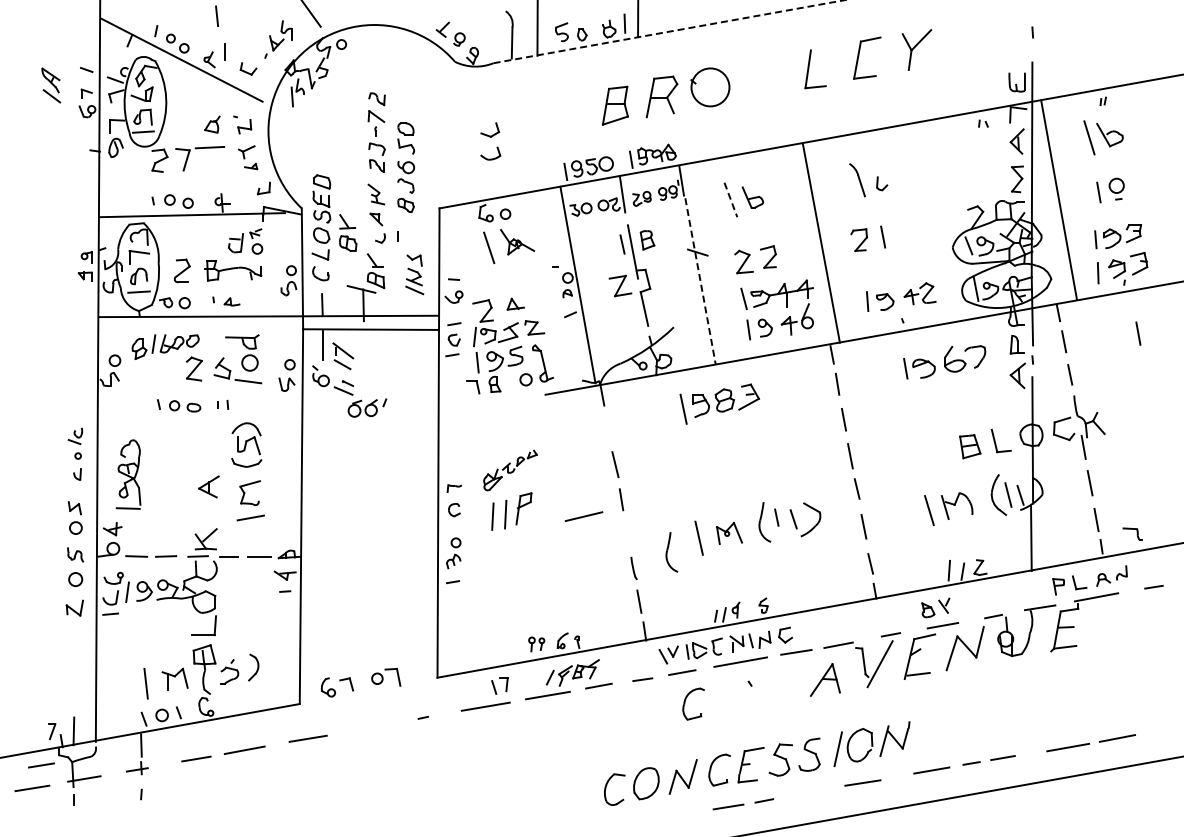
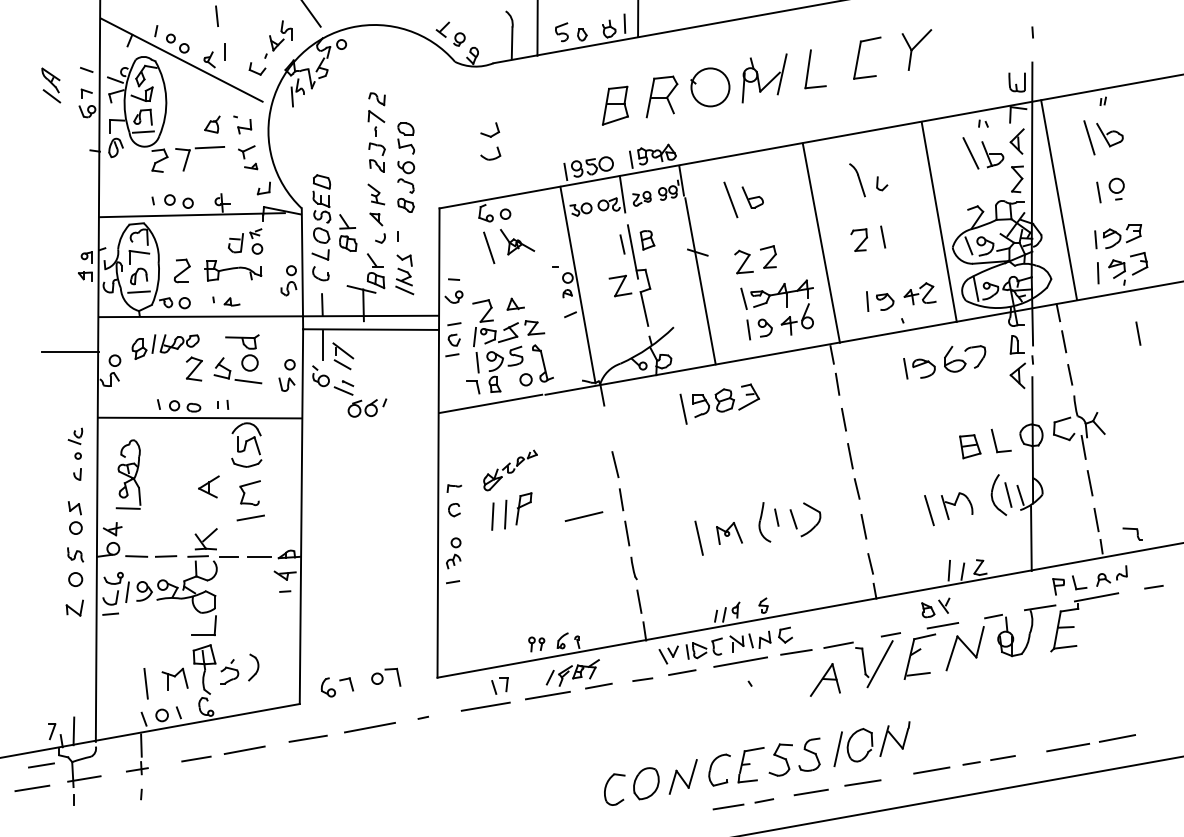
line: dashed -> solid (669, 31)
part position: (248, 68) -> (257, 68) (257, 68)
part: none -> present (764, 78)
part: none -> present (983, 153)
line: dashed -> solid (731, 200)
line: none -> present (938, 221)
part position: (414, 274) -> (404, 274) (404, 274)
line: dashed -> solid (700, 281)
line: none -> present (69, 352)
line: none -> present (490, 403)
line: none -> present (199, 417)
line: none -> present (627, 533)
part: present -> none (671, 552)
part: present -> none (685, 703)
line: none -> present (369, 727)
line: none -> present (810, 792)
